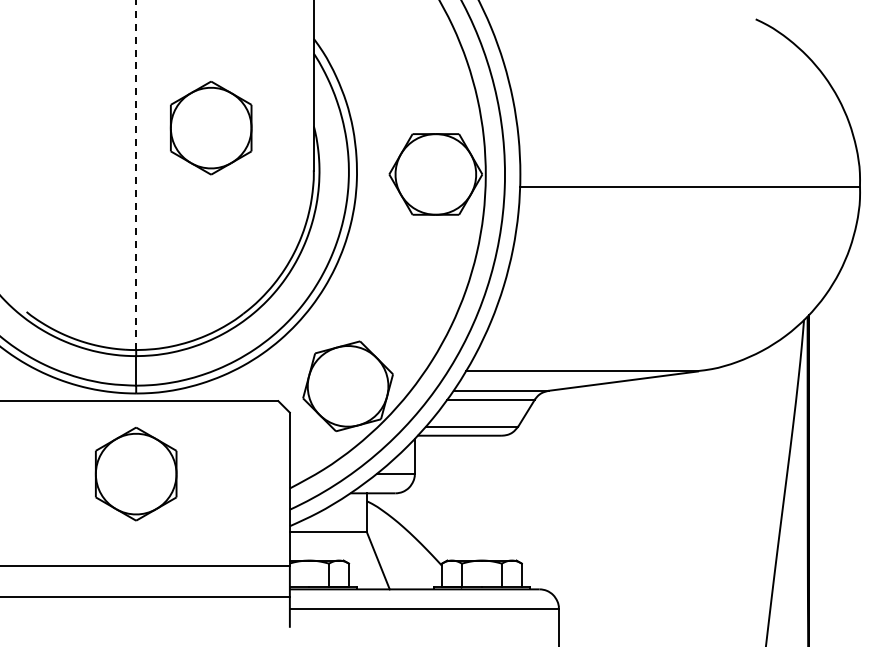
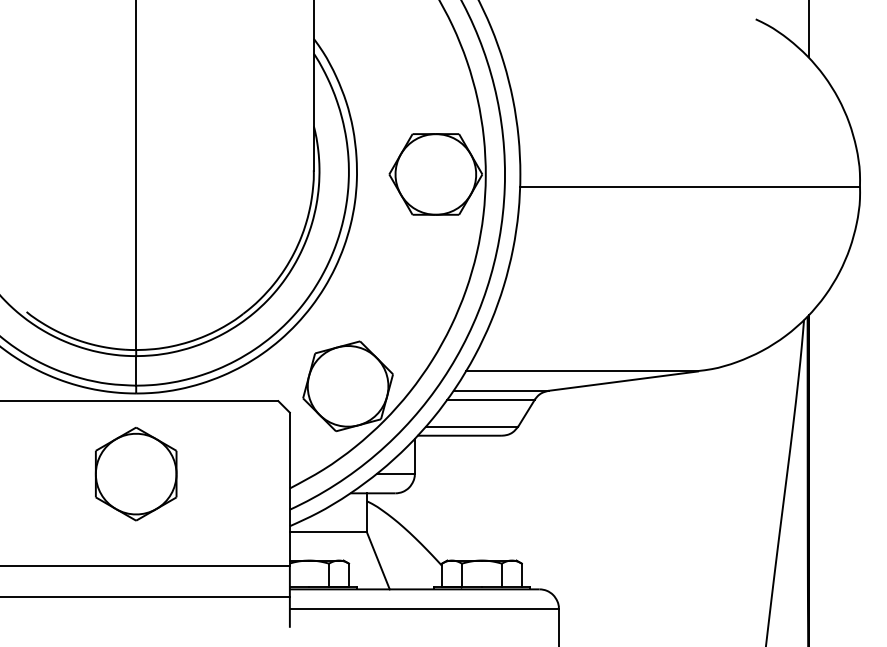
line: none -> present (808, 29)
part: present -> none (210, 128)
line: dashed -> solid (136, 175)
